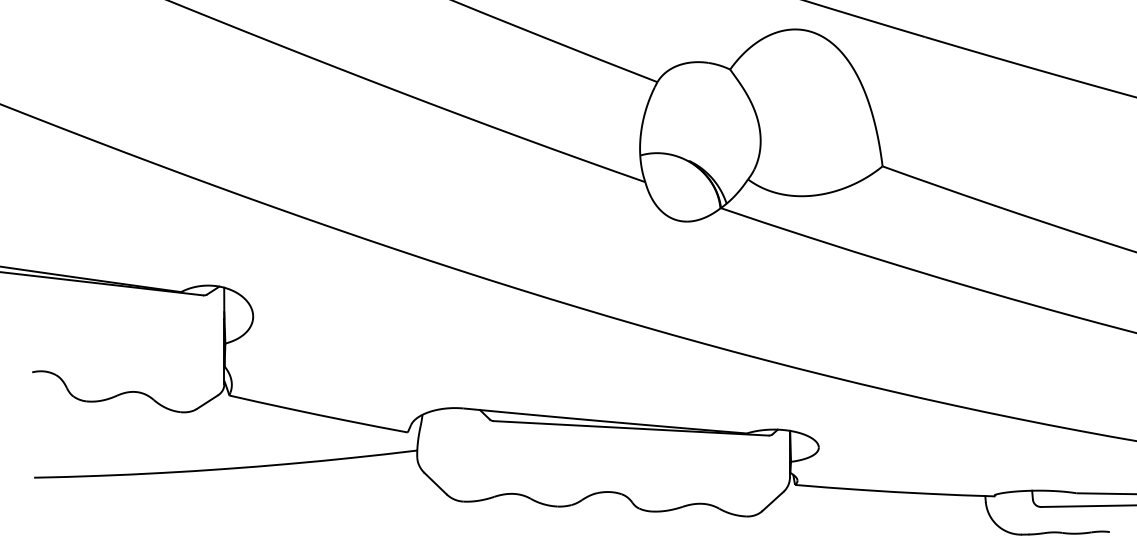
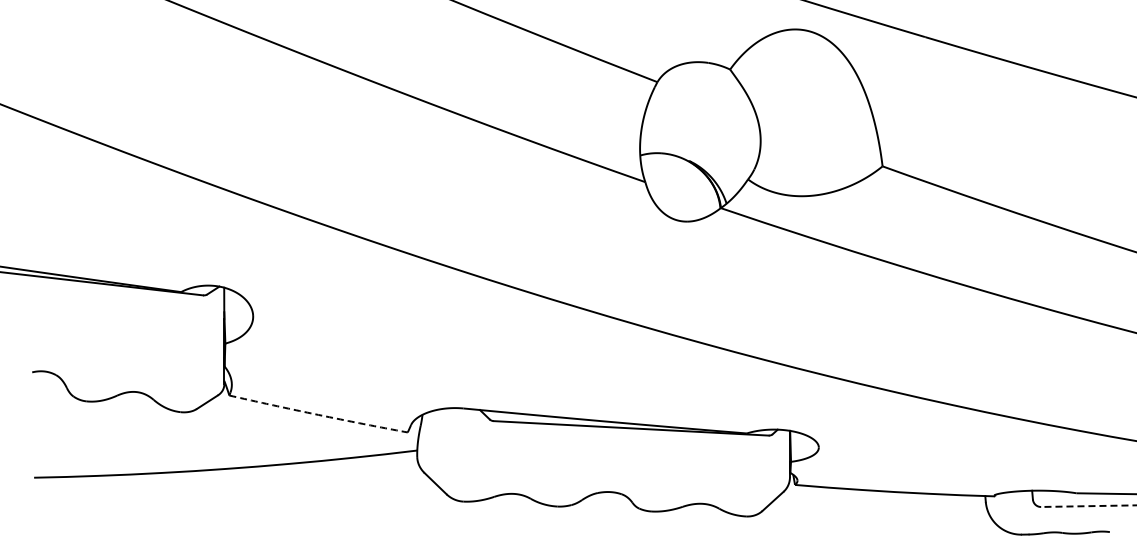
line: solid -> dashed (318, 414)
line: solid -> dashed (1088, 506)
